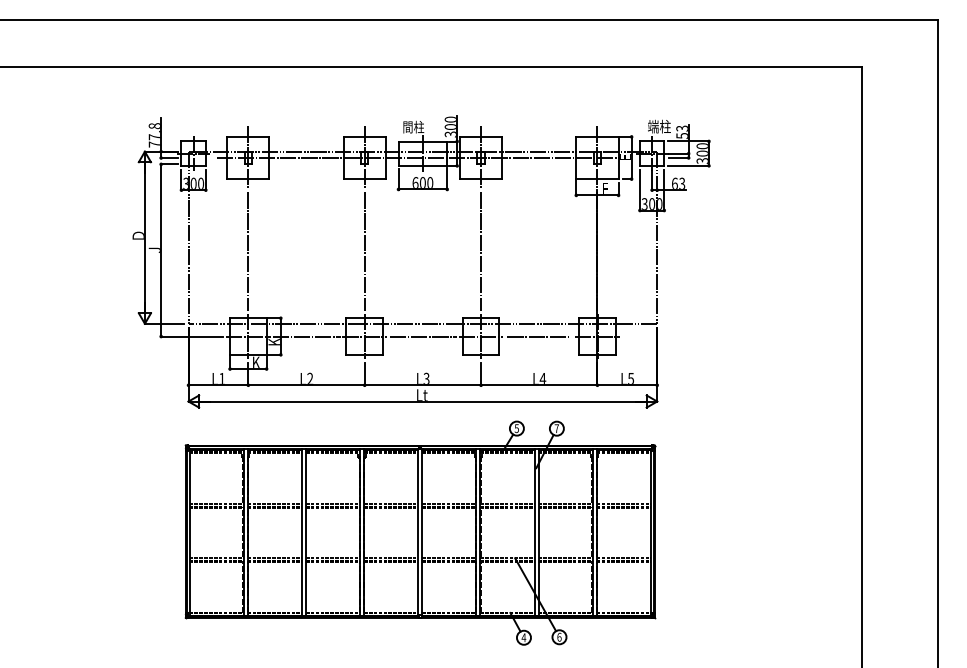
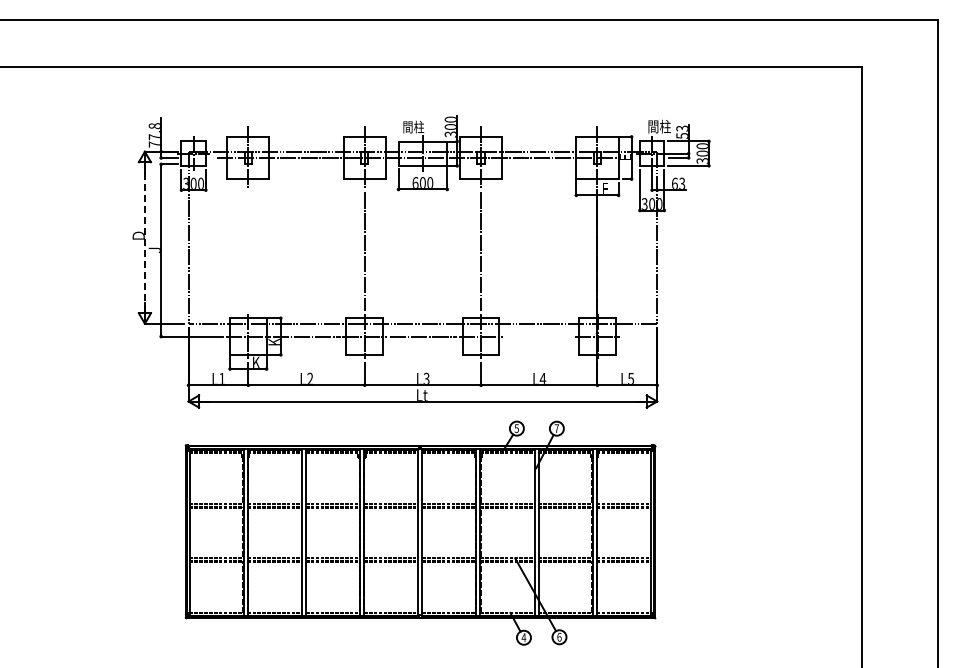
text: 端柱 -> 間柱 (653, 126)
line: solid -> dashed (144, 237)
line: present -> none (248, 251)
line: present -> none (539, 336)
